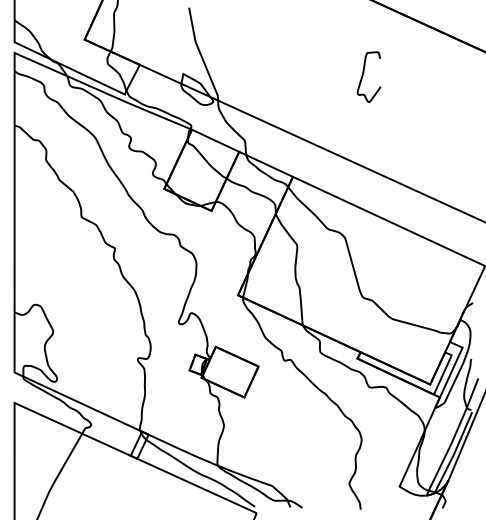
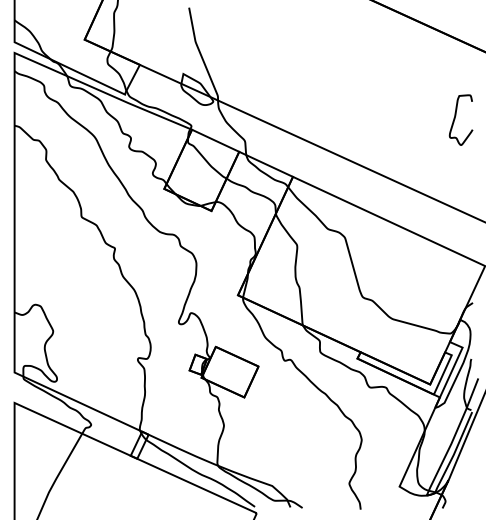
curve position: (363, 76) -> (455, 119) (455, 119)
